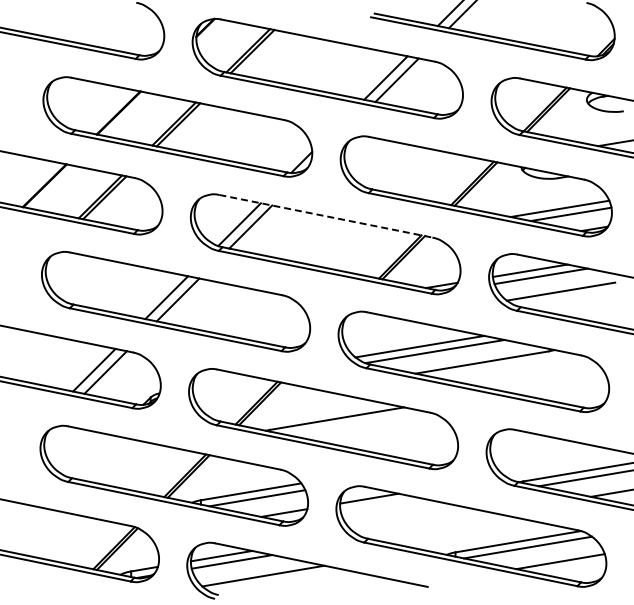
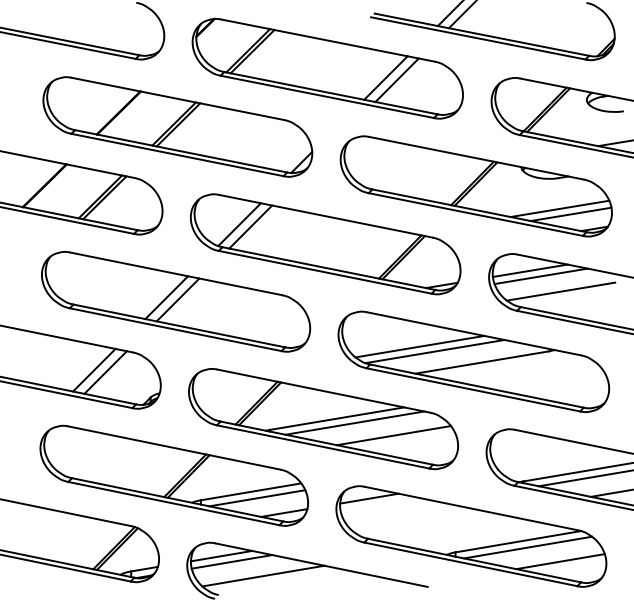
line: dashed -> solid (325, 216)
line: none -> present (354, 422)
line: none -> present (393, 435)
